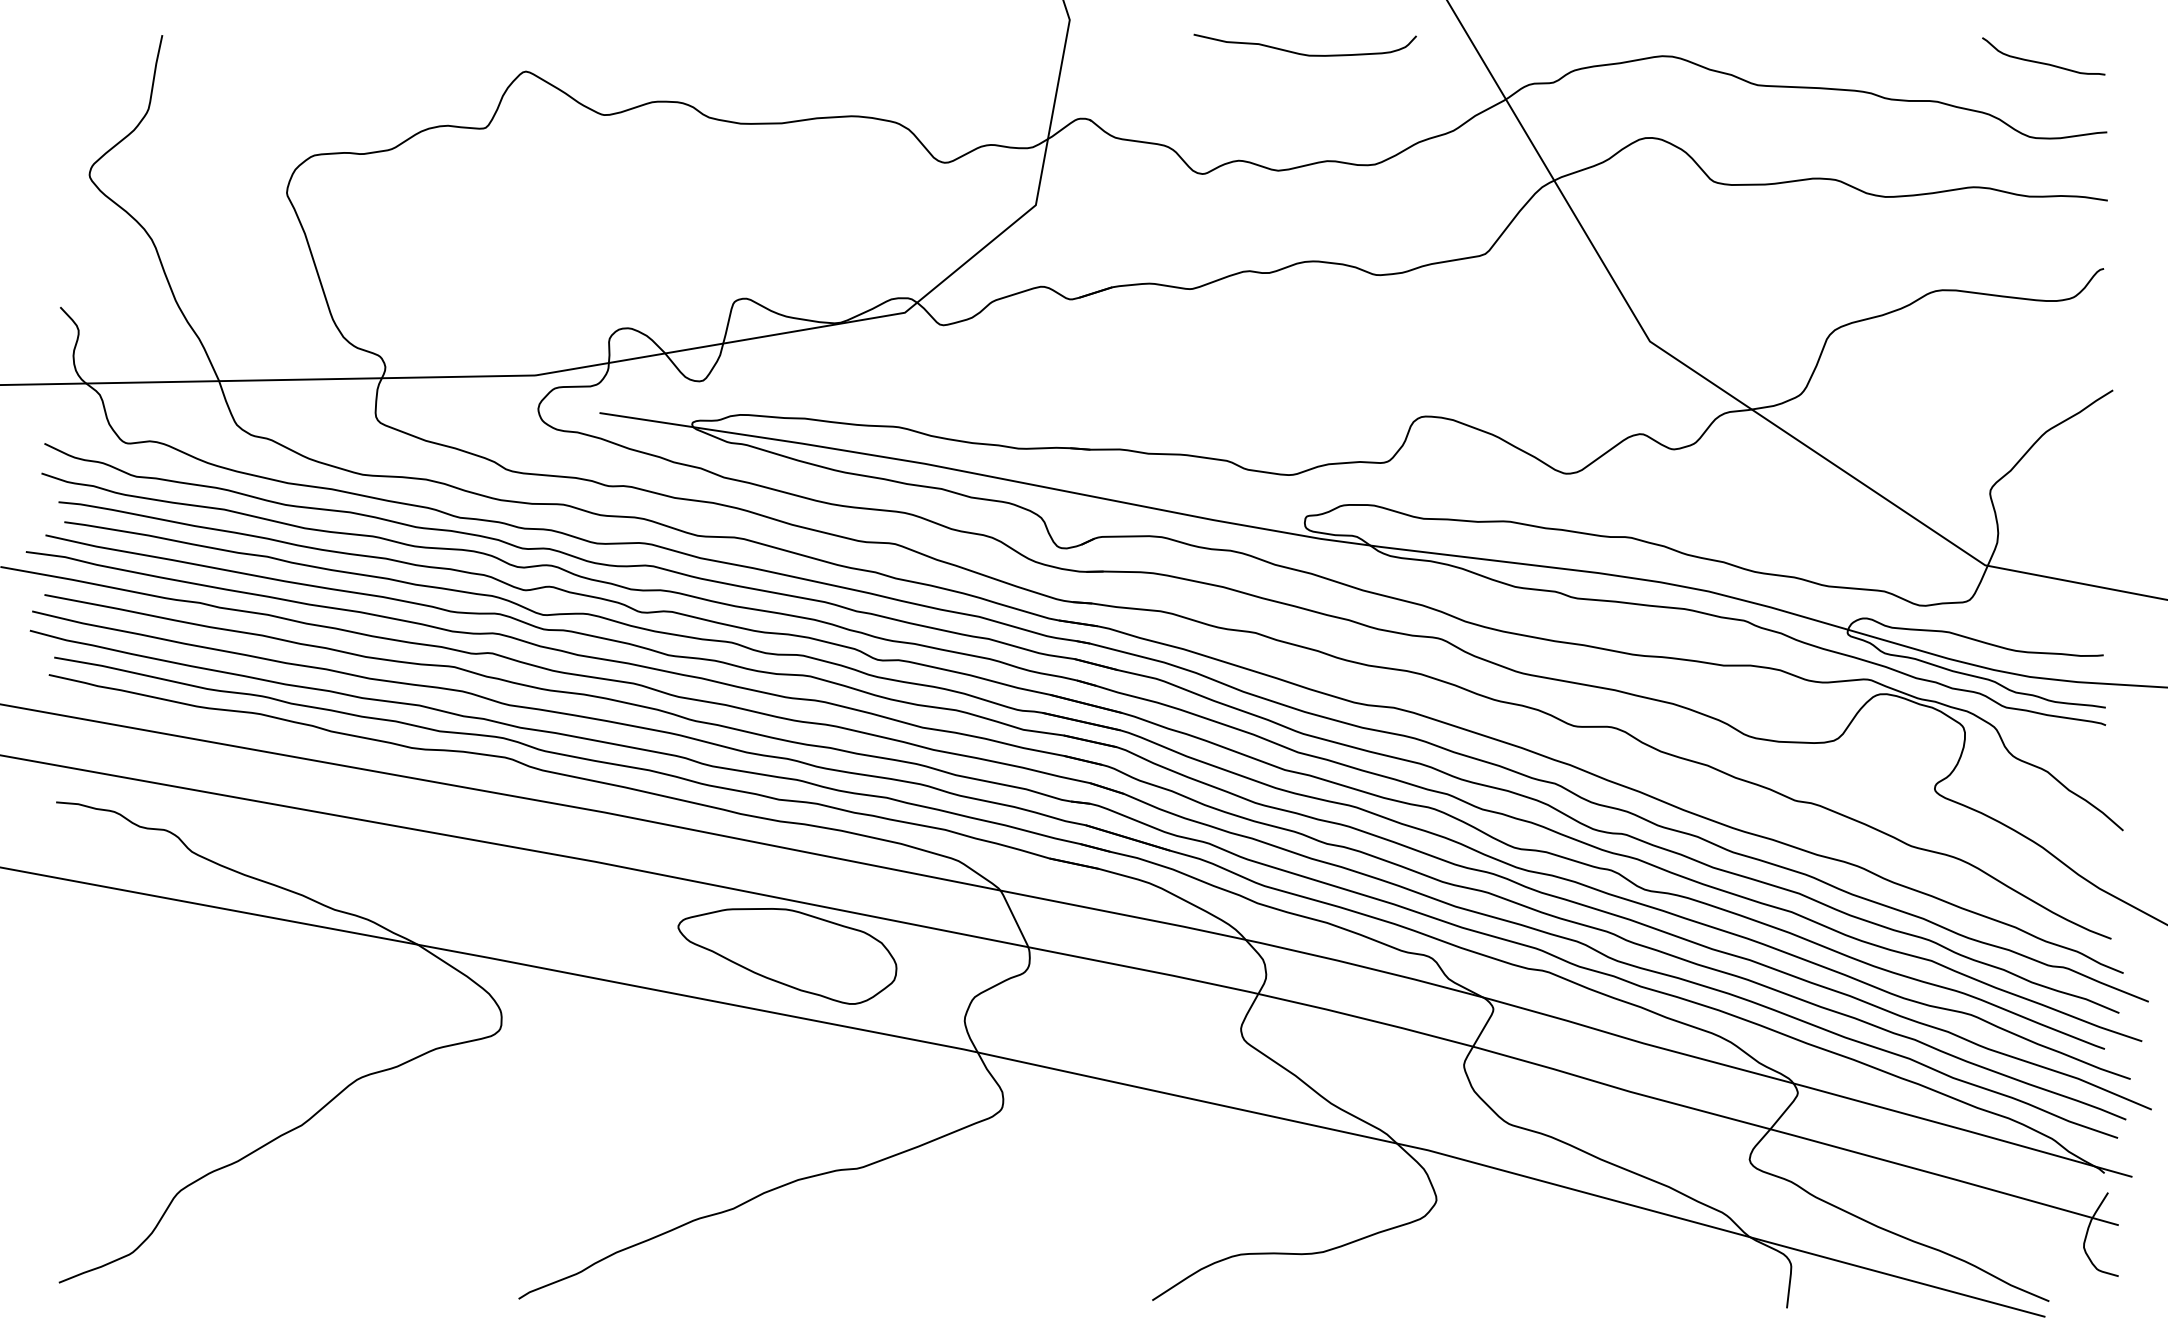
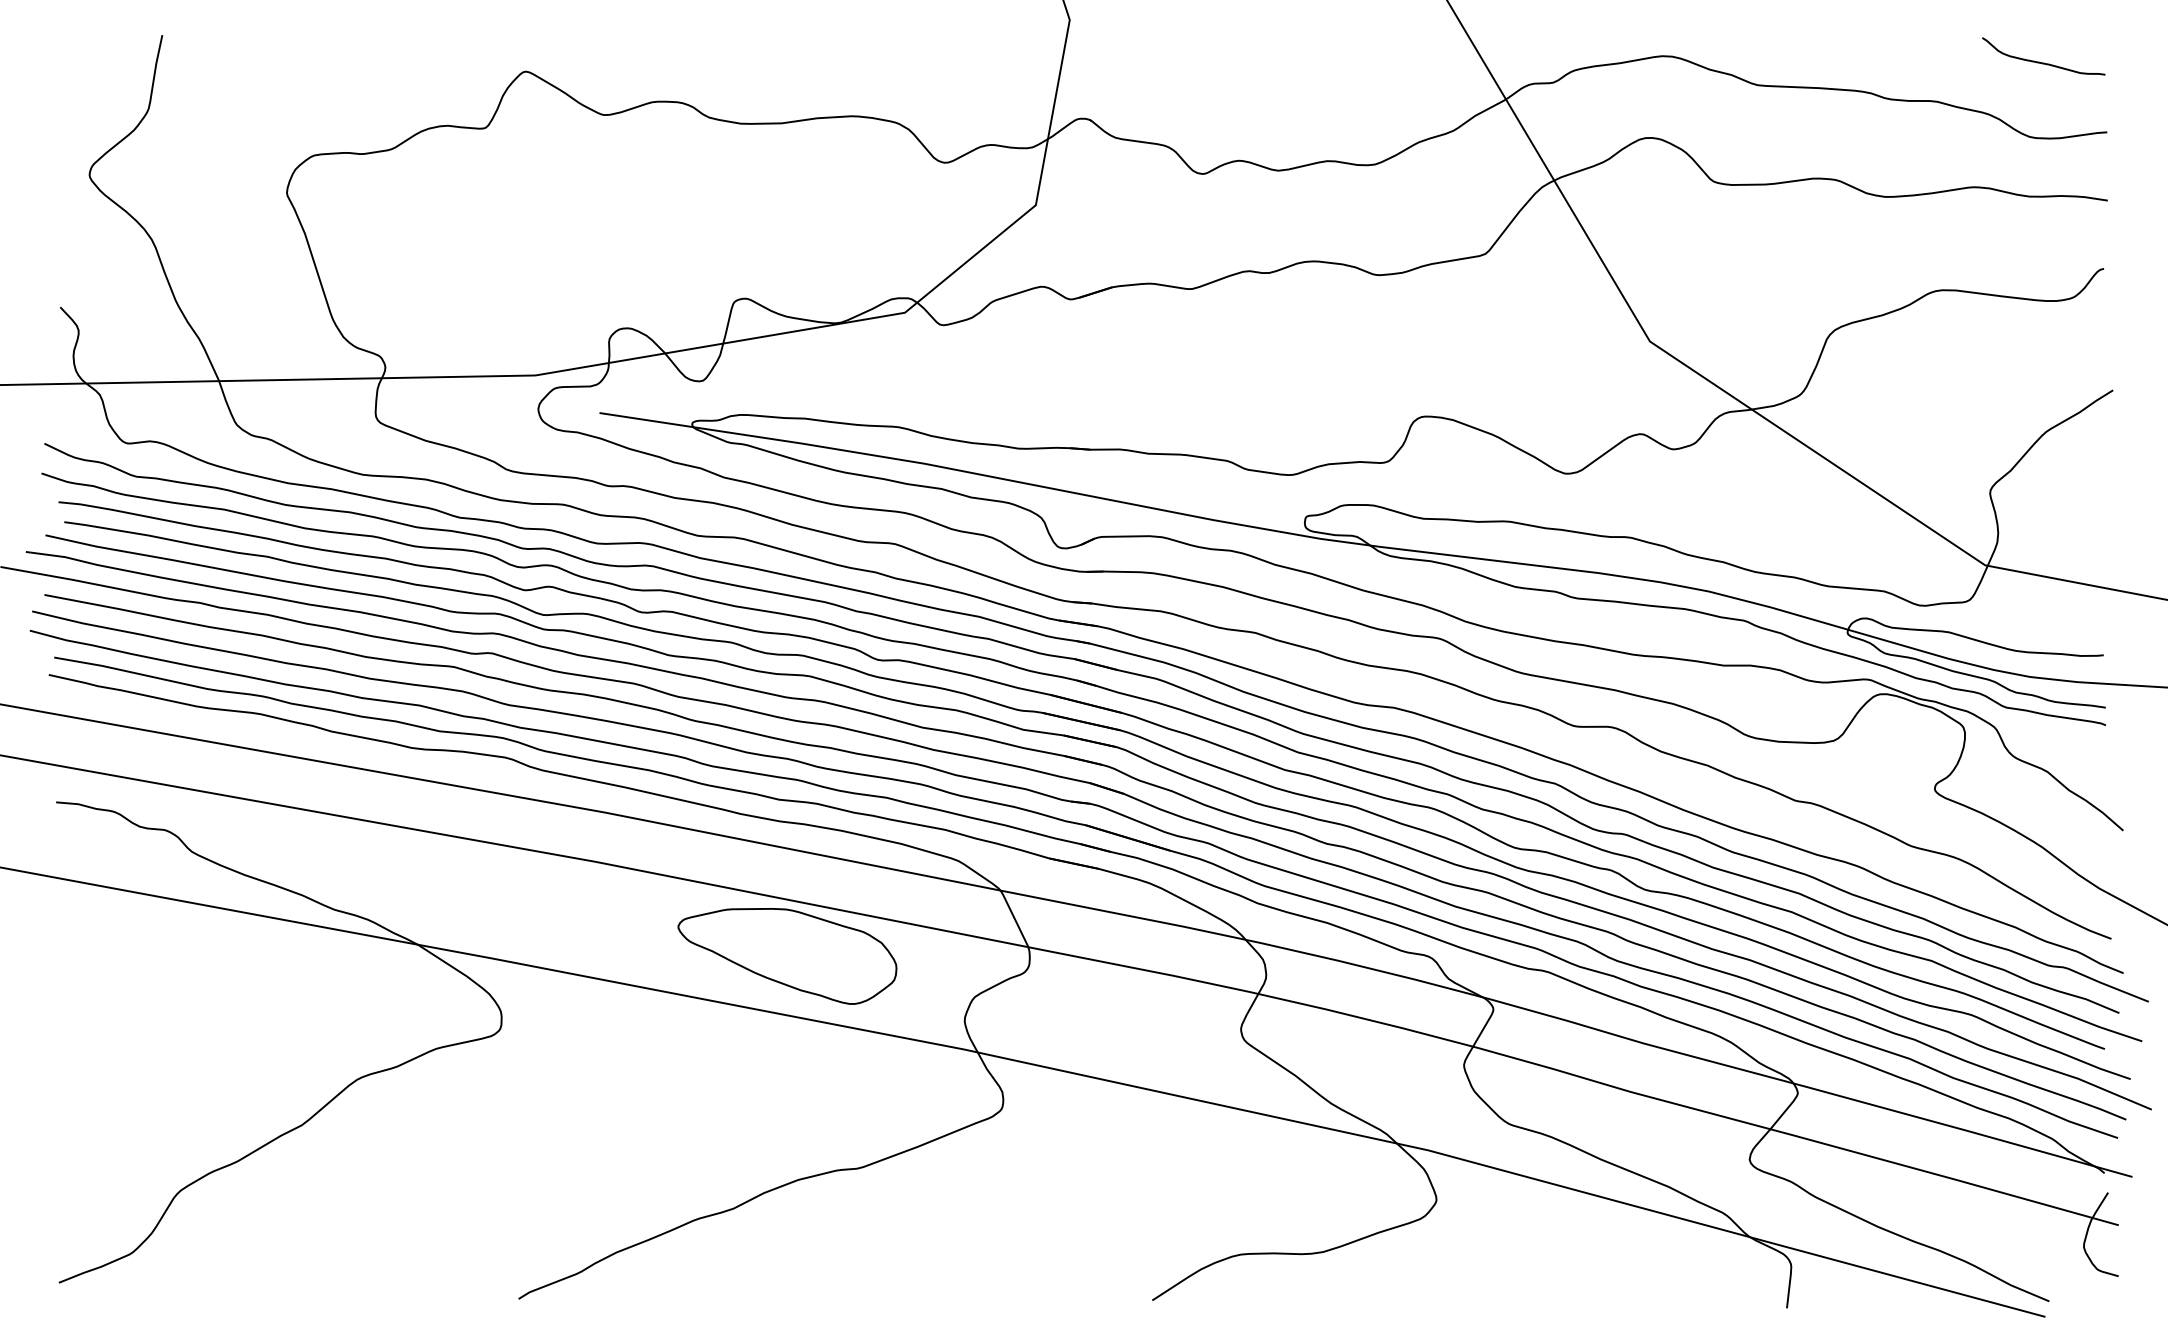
curve: present -> none (1303, 53)
